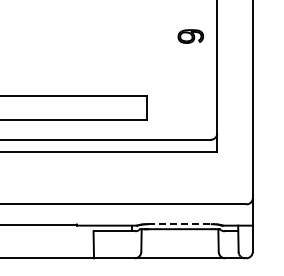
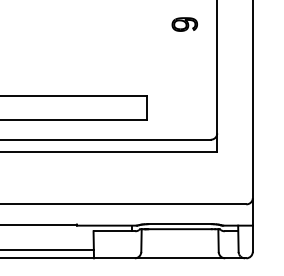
part position: (190, 36) -> (184, 24) (184, 24)
line: dashed -> solid (180, 224)
line: none -> present (47, 250)
